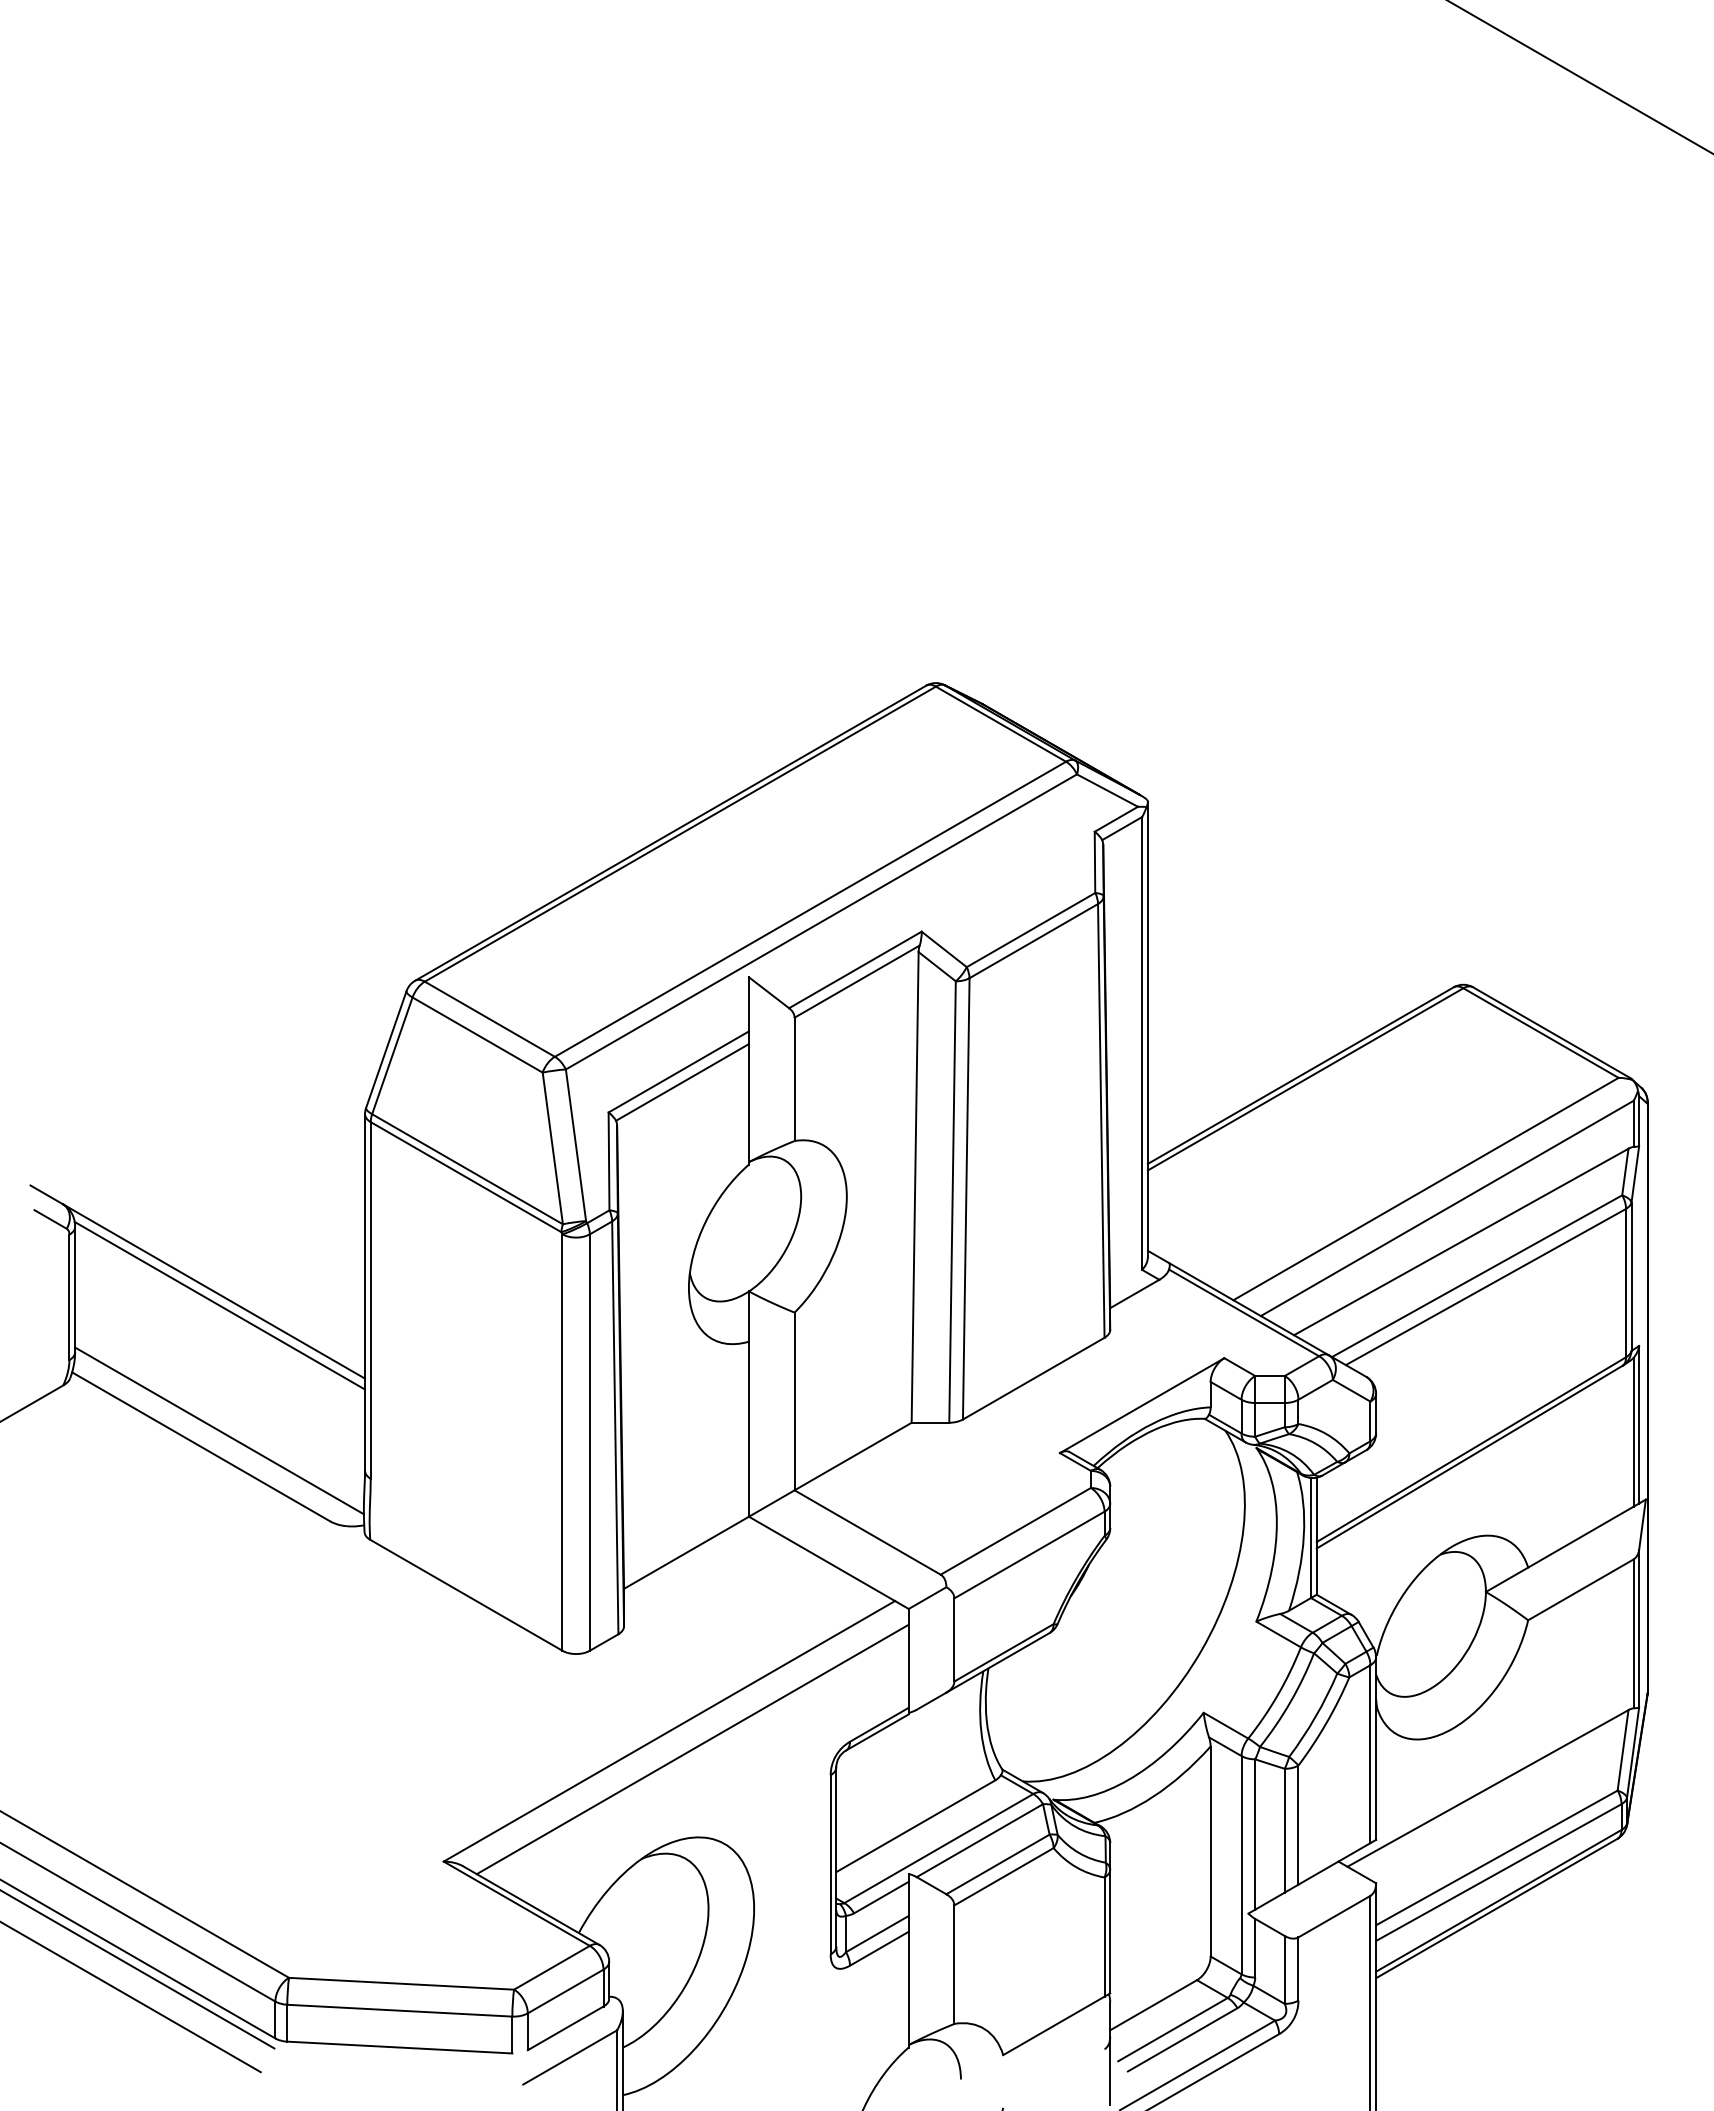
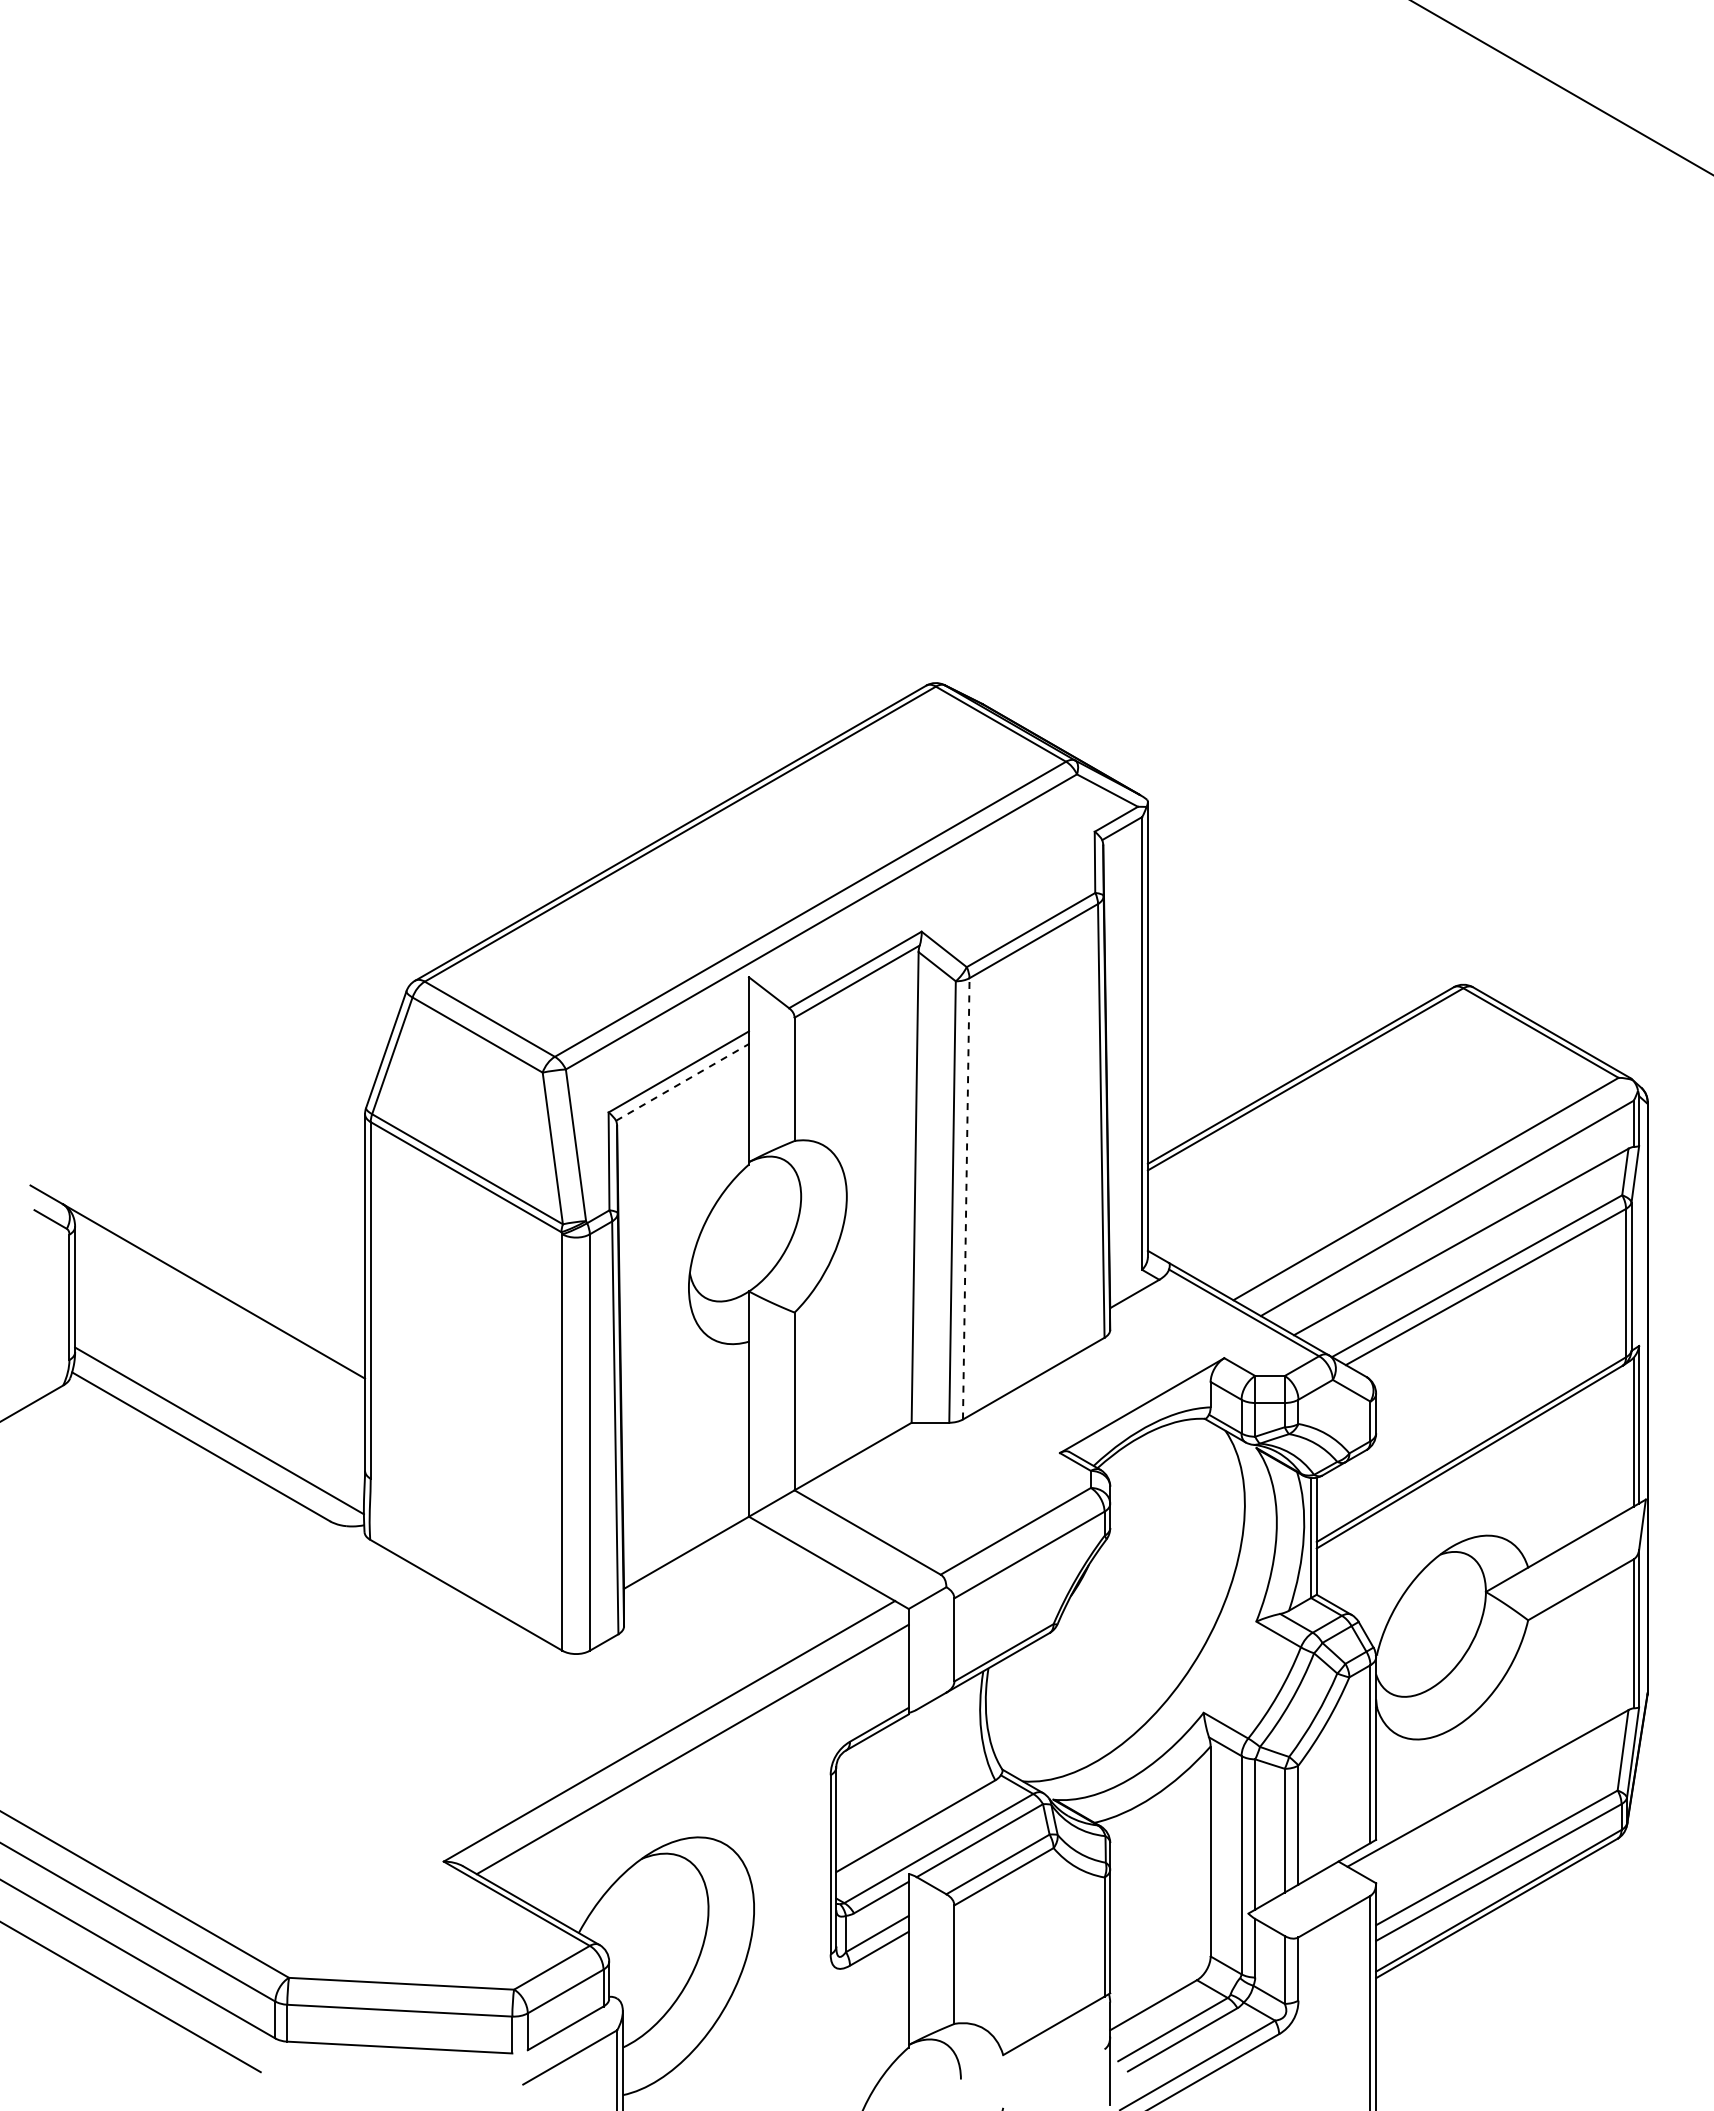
line position: (1580, 77) -> (1561, 87) (1561, 87)
line: solid -> dashed (682, 1082)
line: solid -> dashed (966, 1198)
line: present -> none (219, 1305)
line: present -> none (138, 1969)
